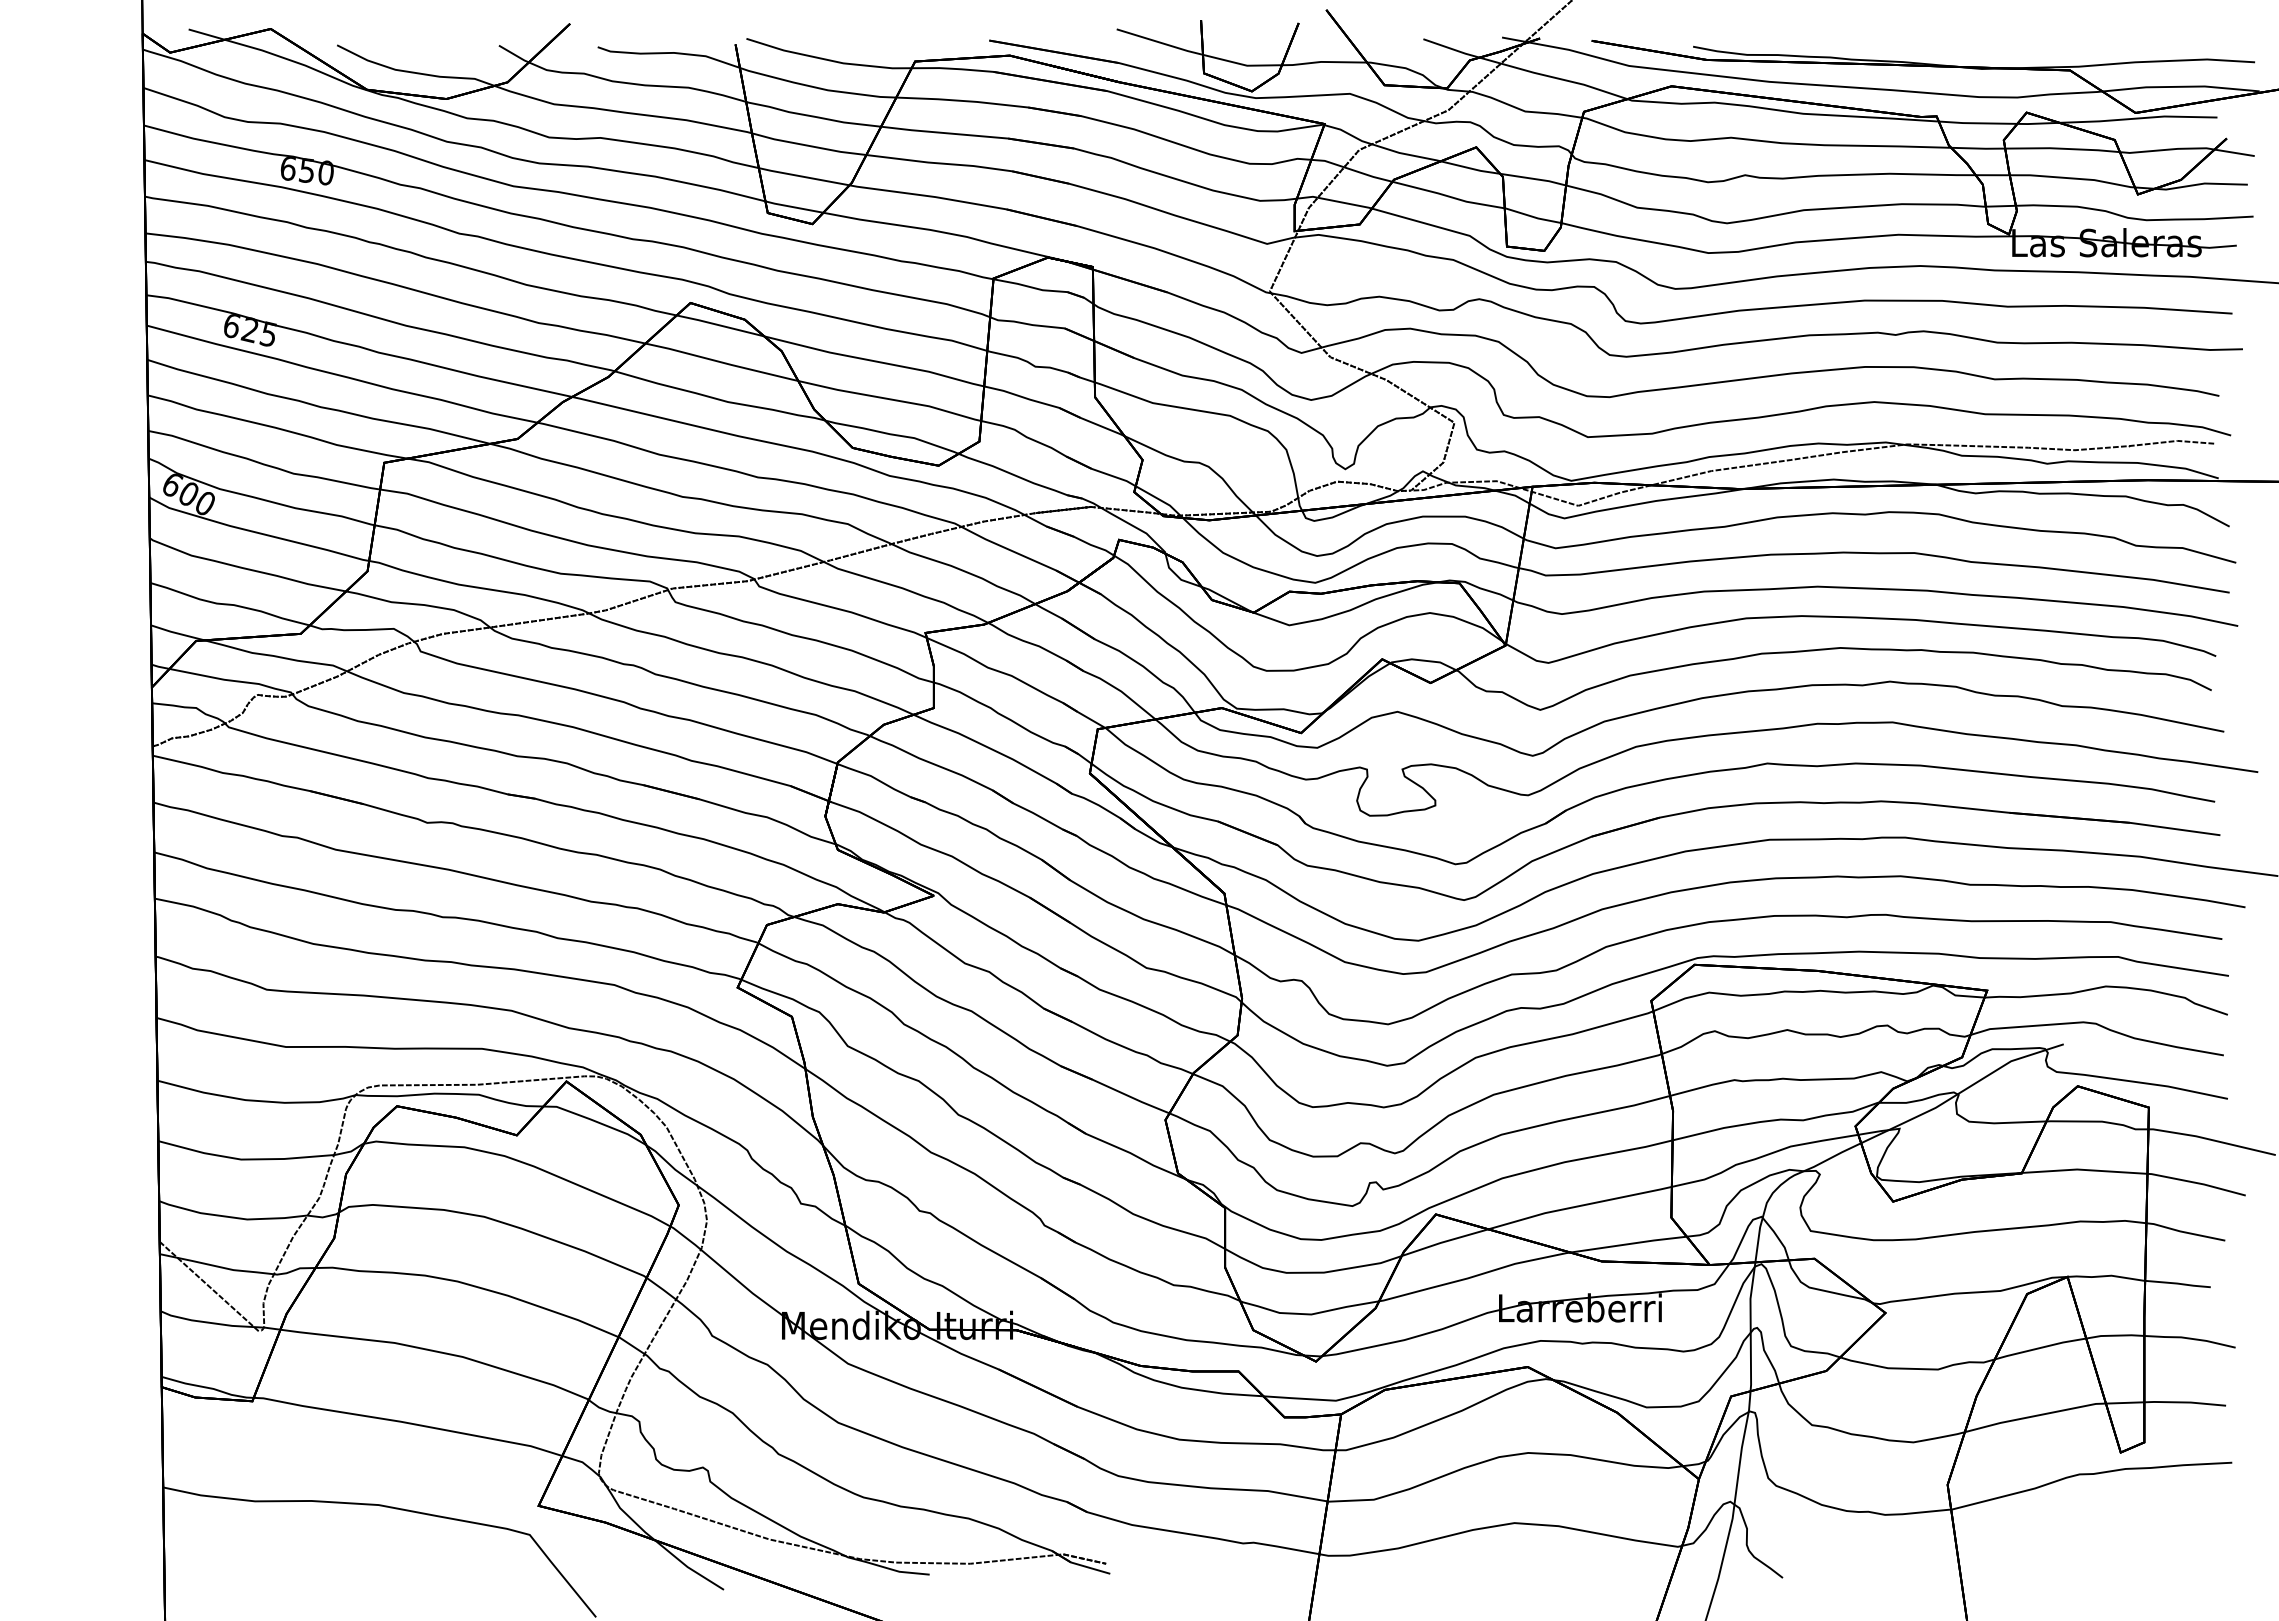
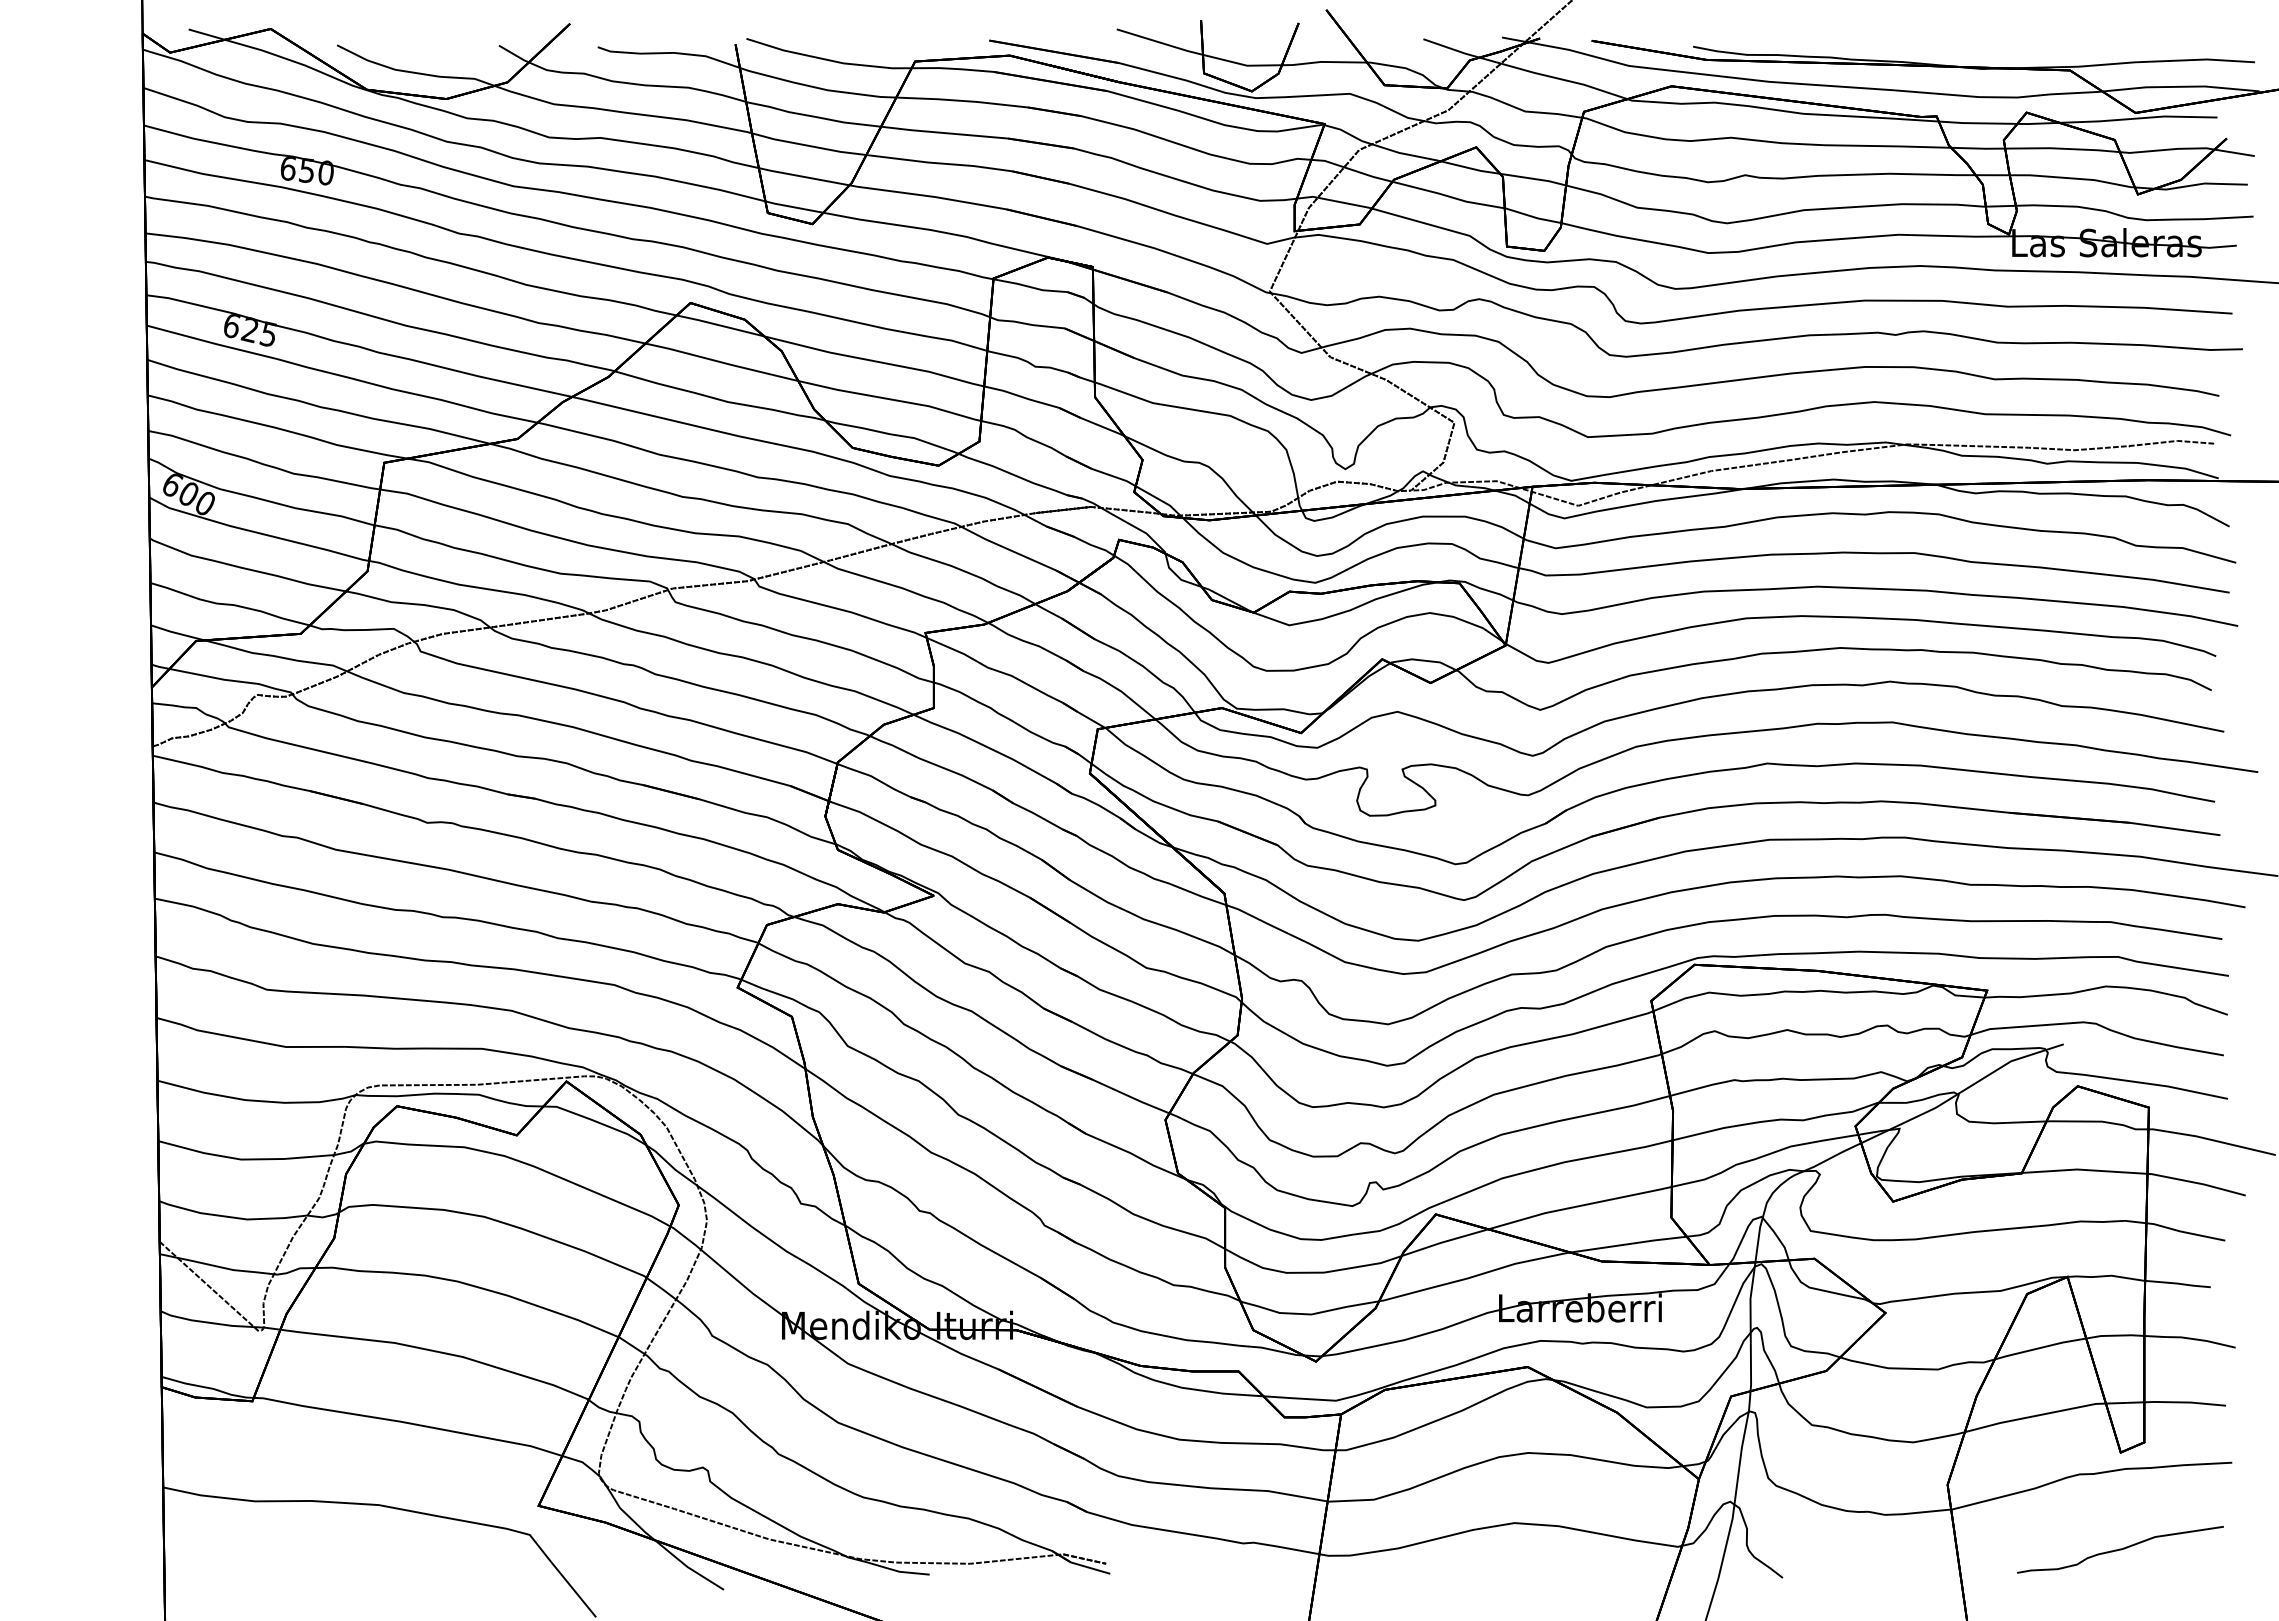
curve: none -> present (2120, 1549)
